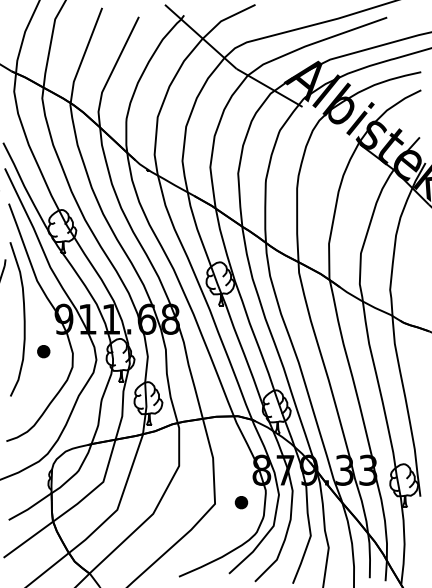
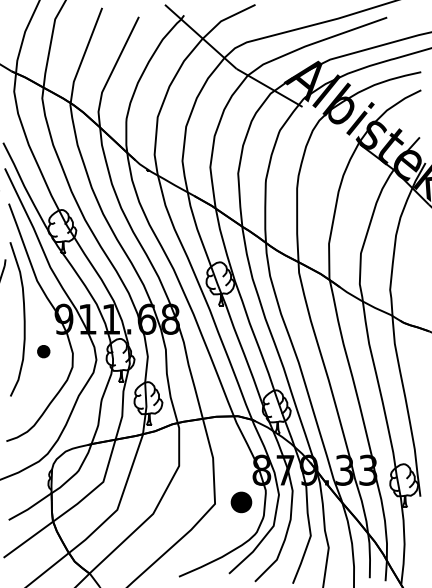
part size: 15x14 px -> 23x23 px (241, 502)
